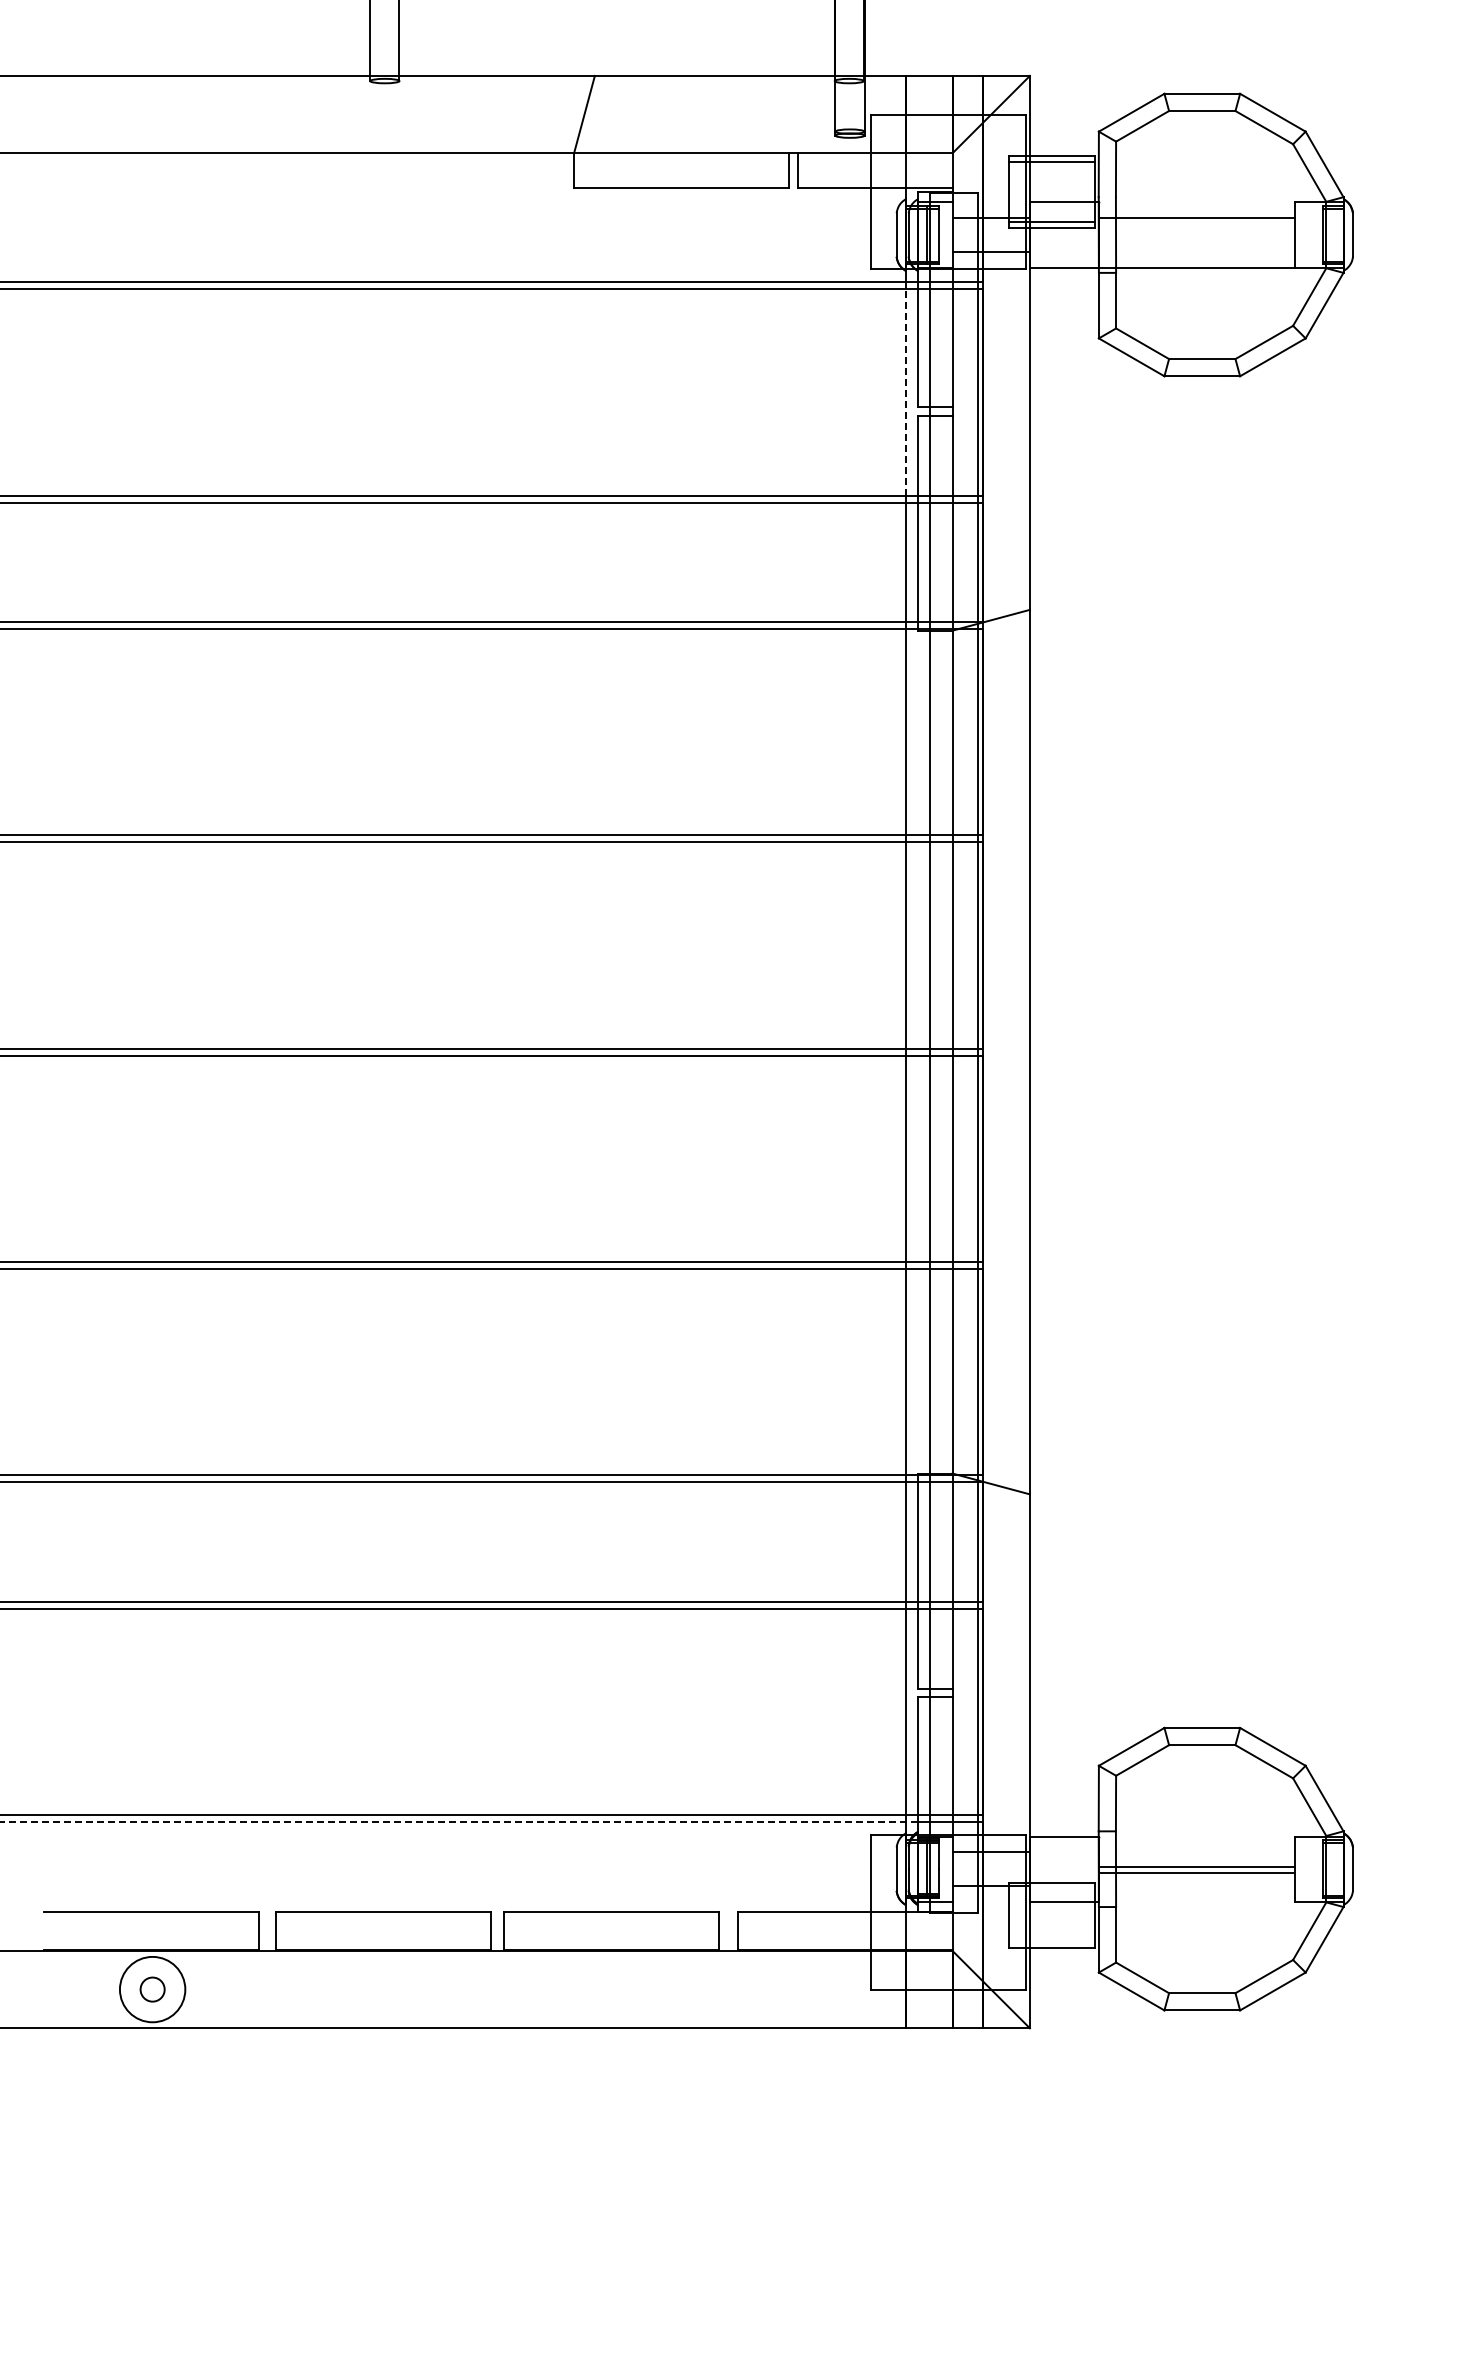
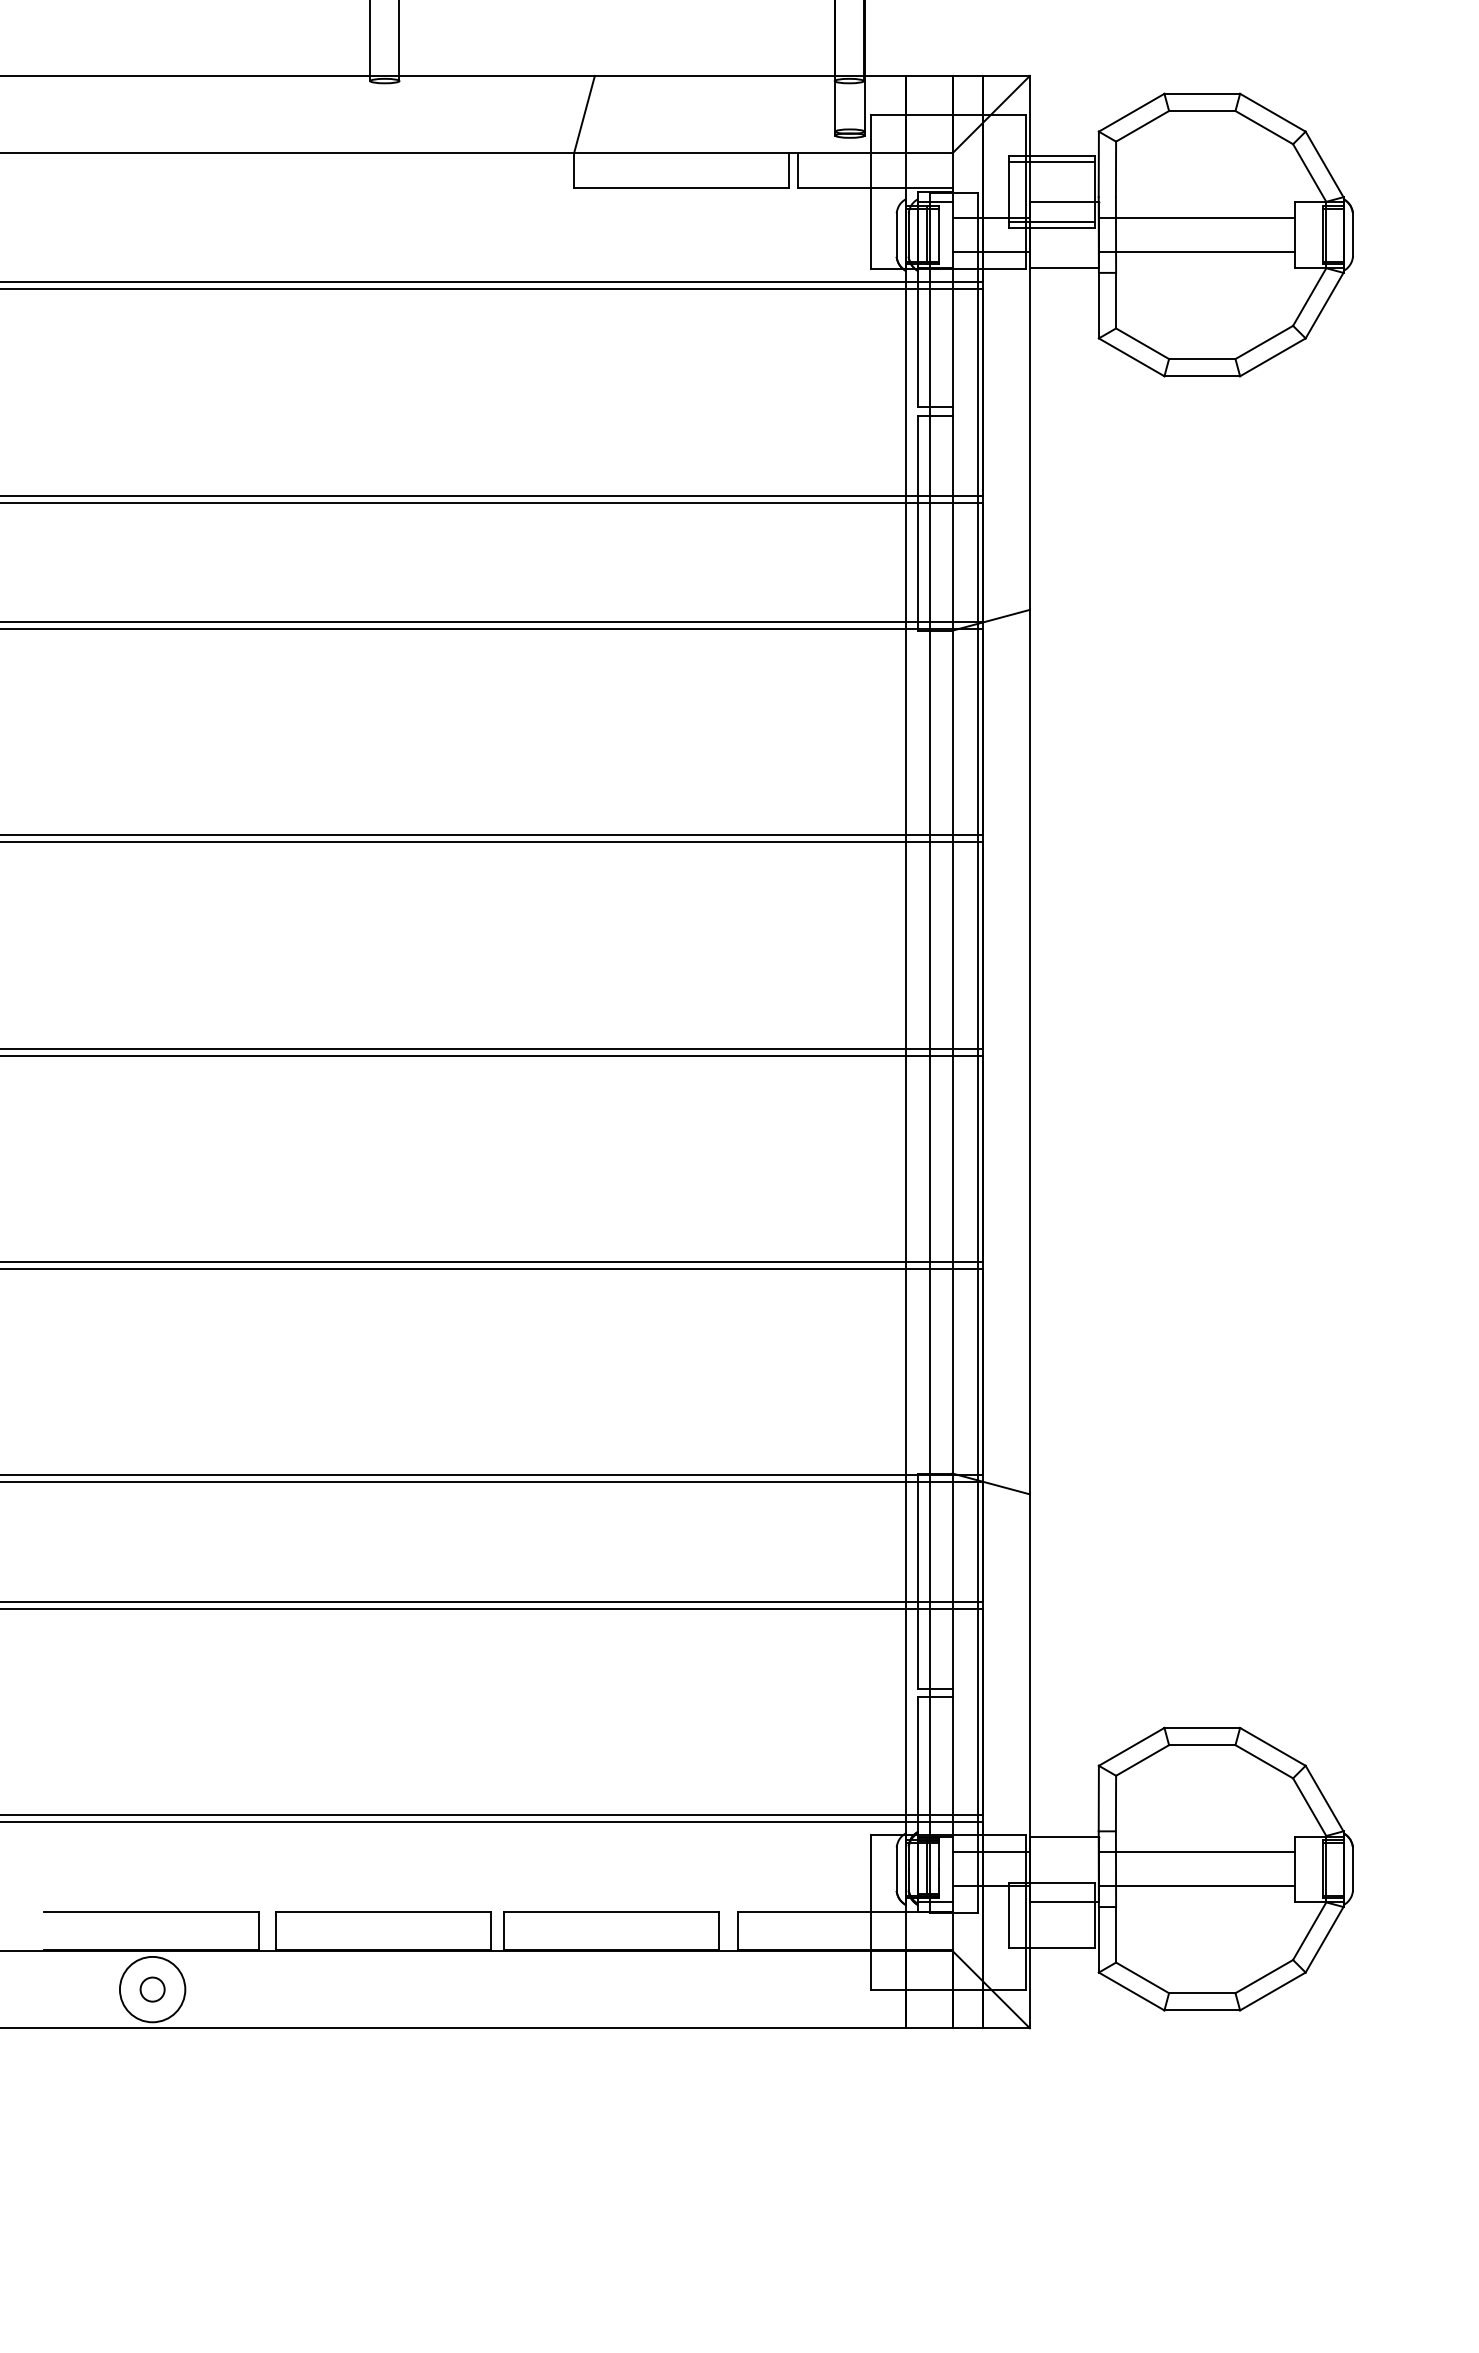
line position: (1196, 268) -> (1196, 252) (1196, 252)
line: dashed -> solid (906, 391)
line: dashed -> solid (459, 1821)
line position: (1196, 1867) -> (1196, 1886) (1196, 1886)
line position: (1196, 1872) -> (1196, 1851) (1196, 1851)
